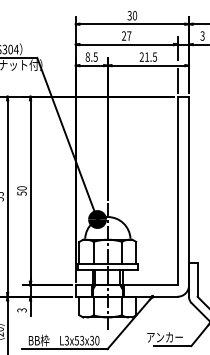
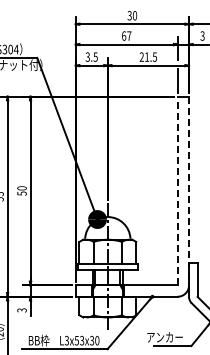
text: 27 -> 67 (124, 35)
text: 8.5 -> 3.5 (87, 56)
line: solid -> dashed (177, 190)
line: solid -> dashed (189, 191)
